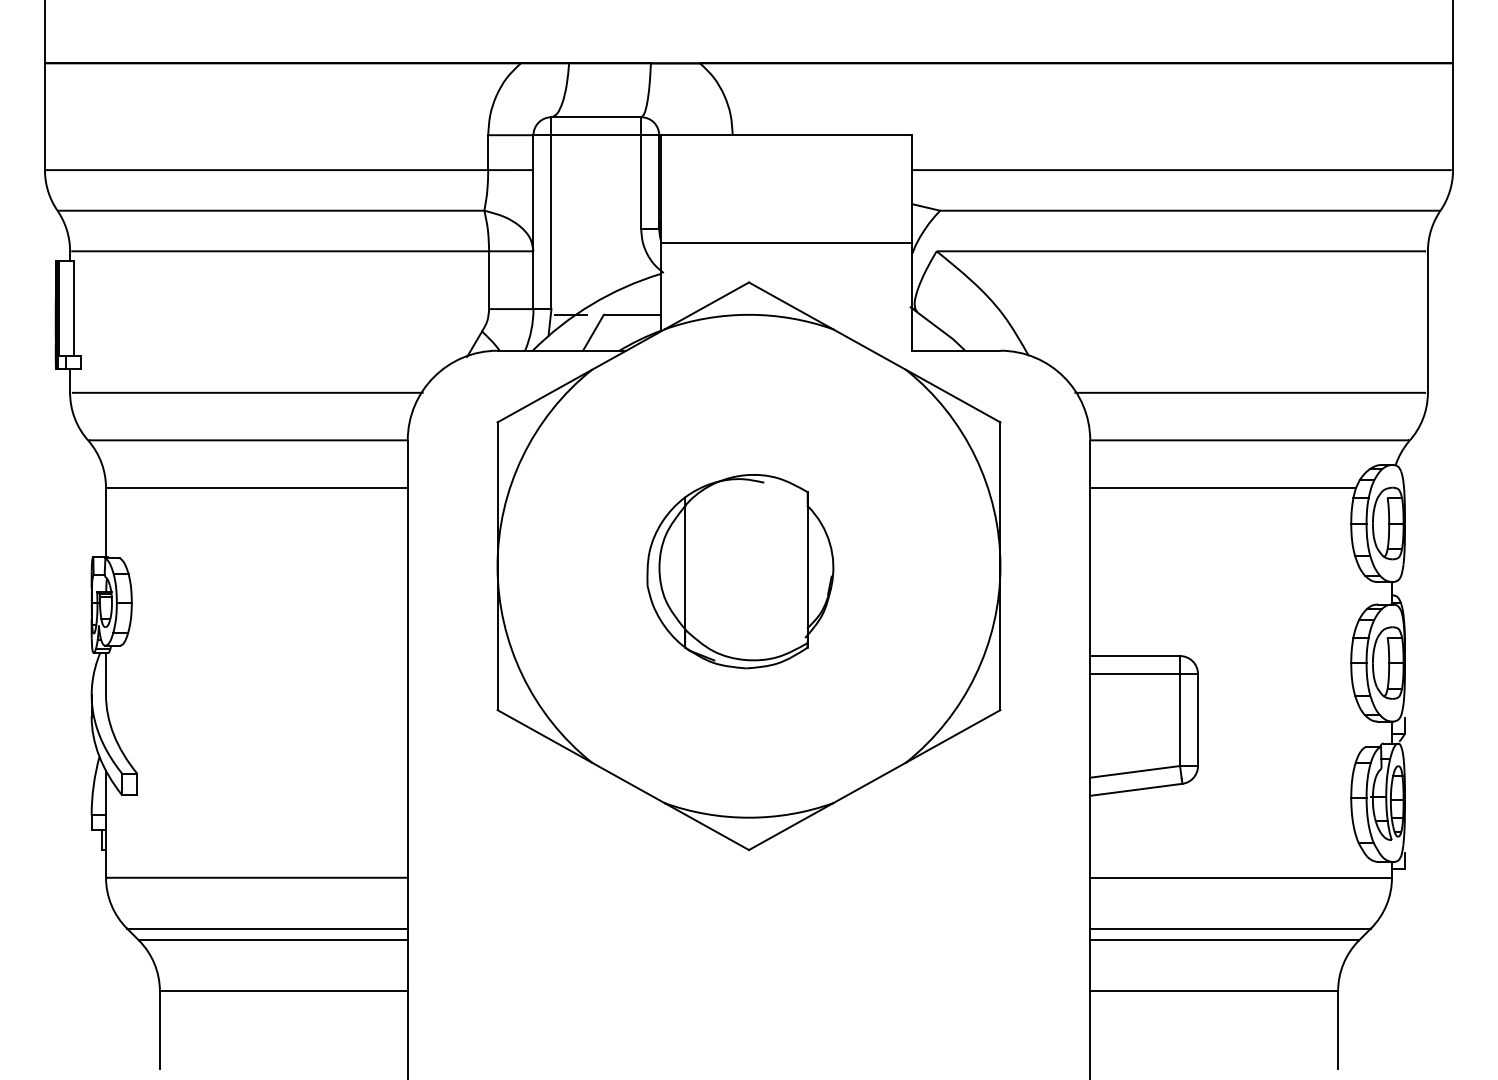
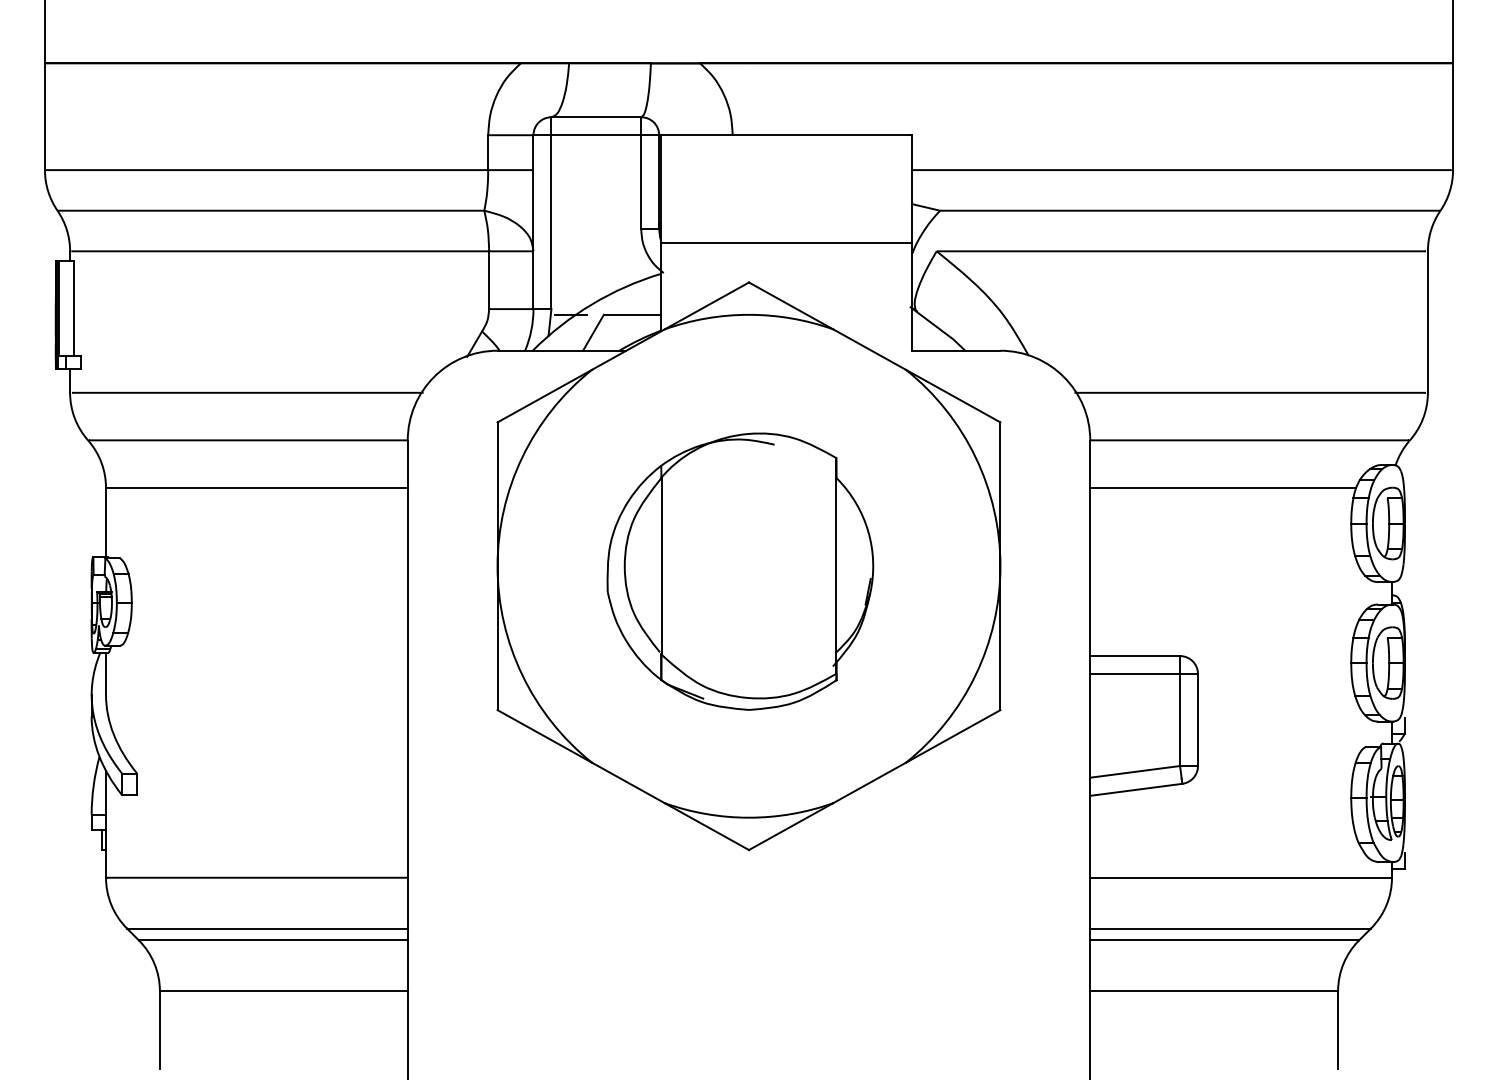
part size: 189x196 px -> 269x279 px (740, 571)
